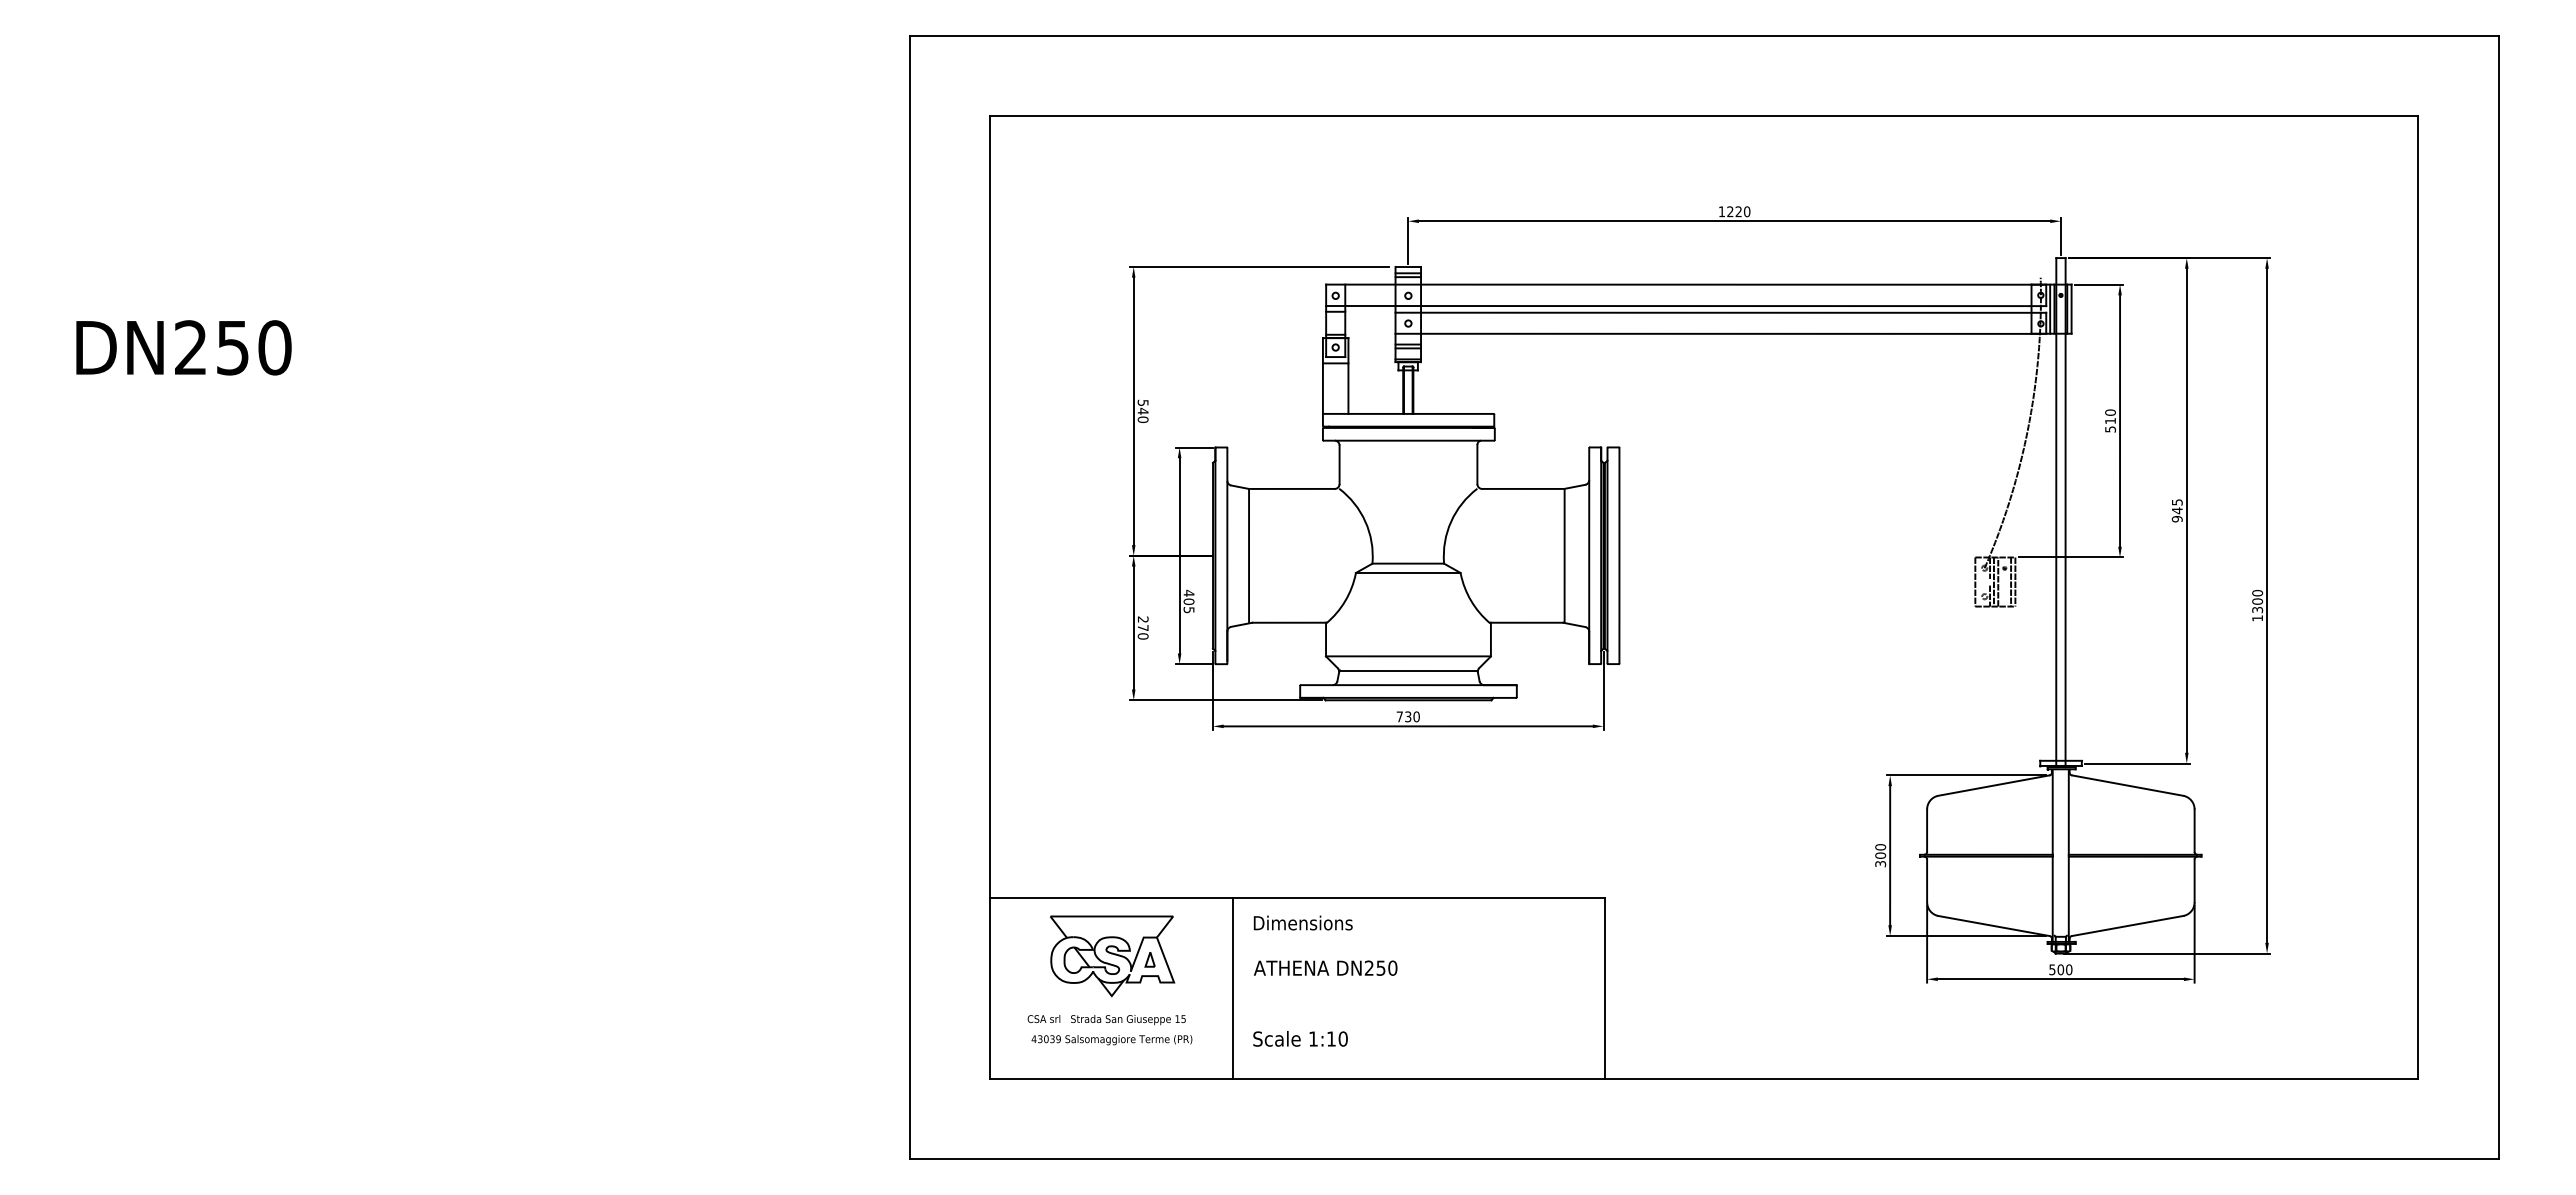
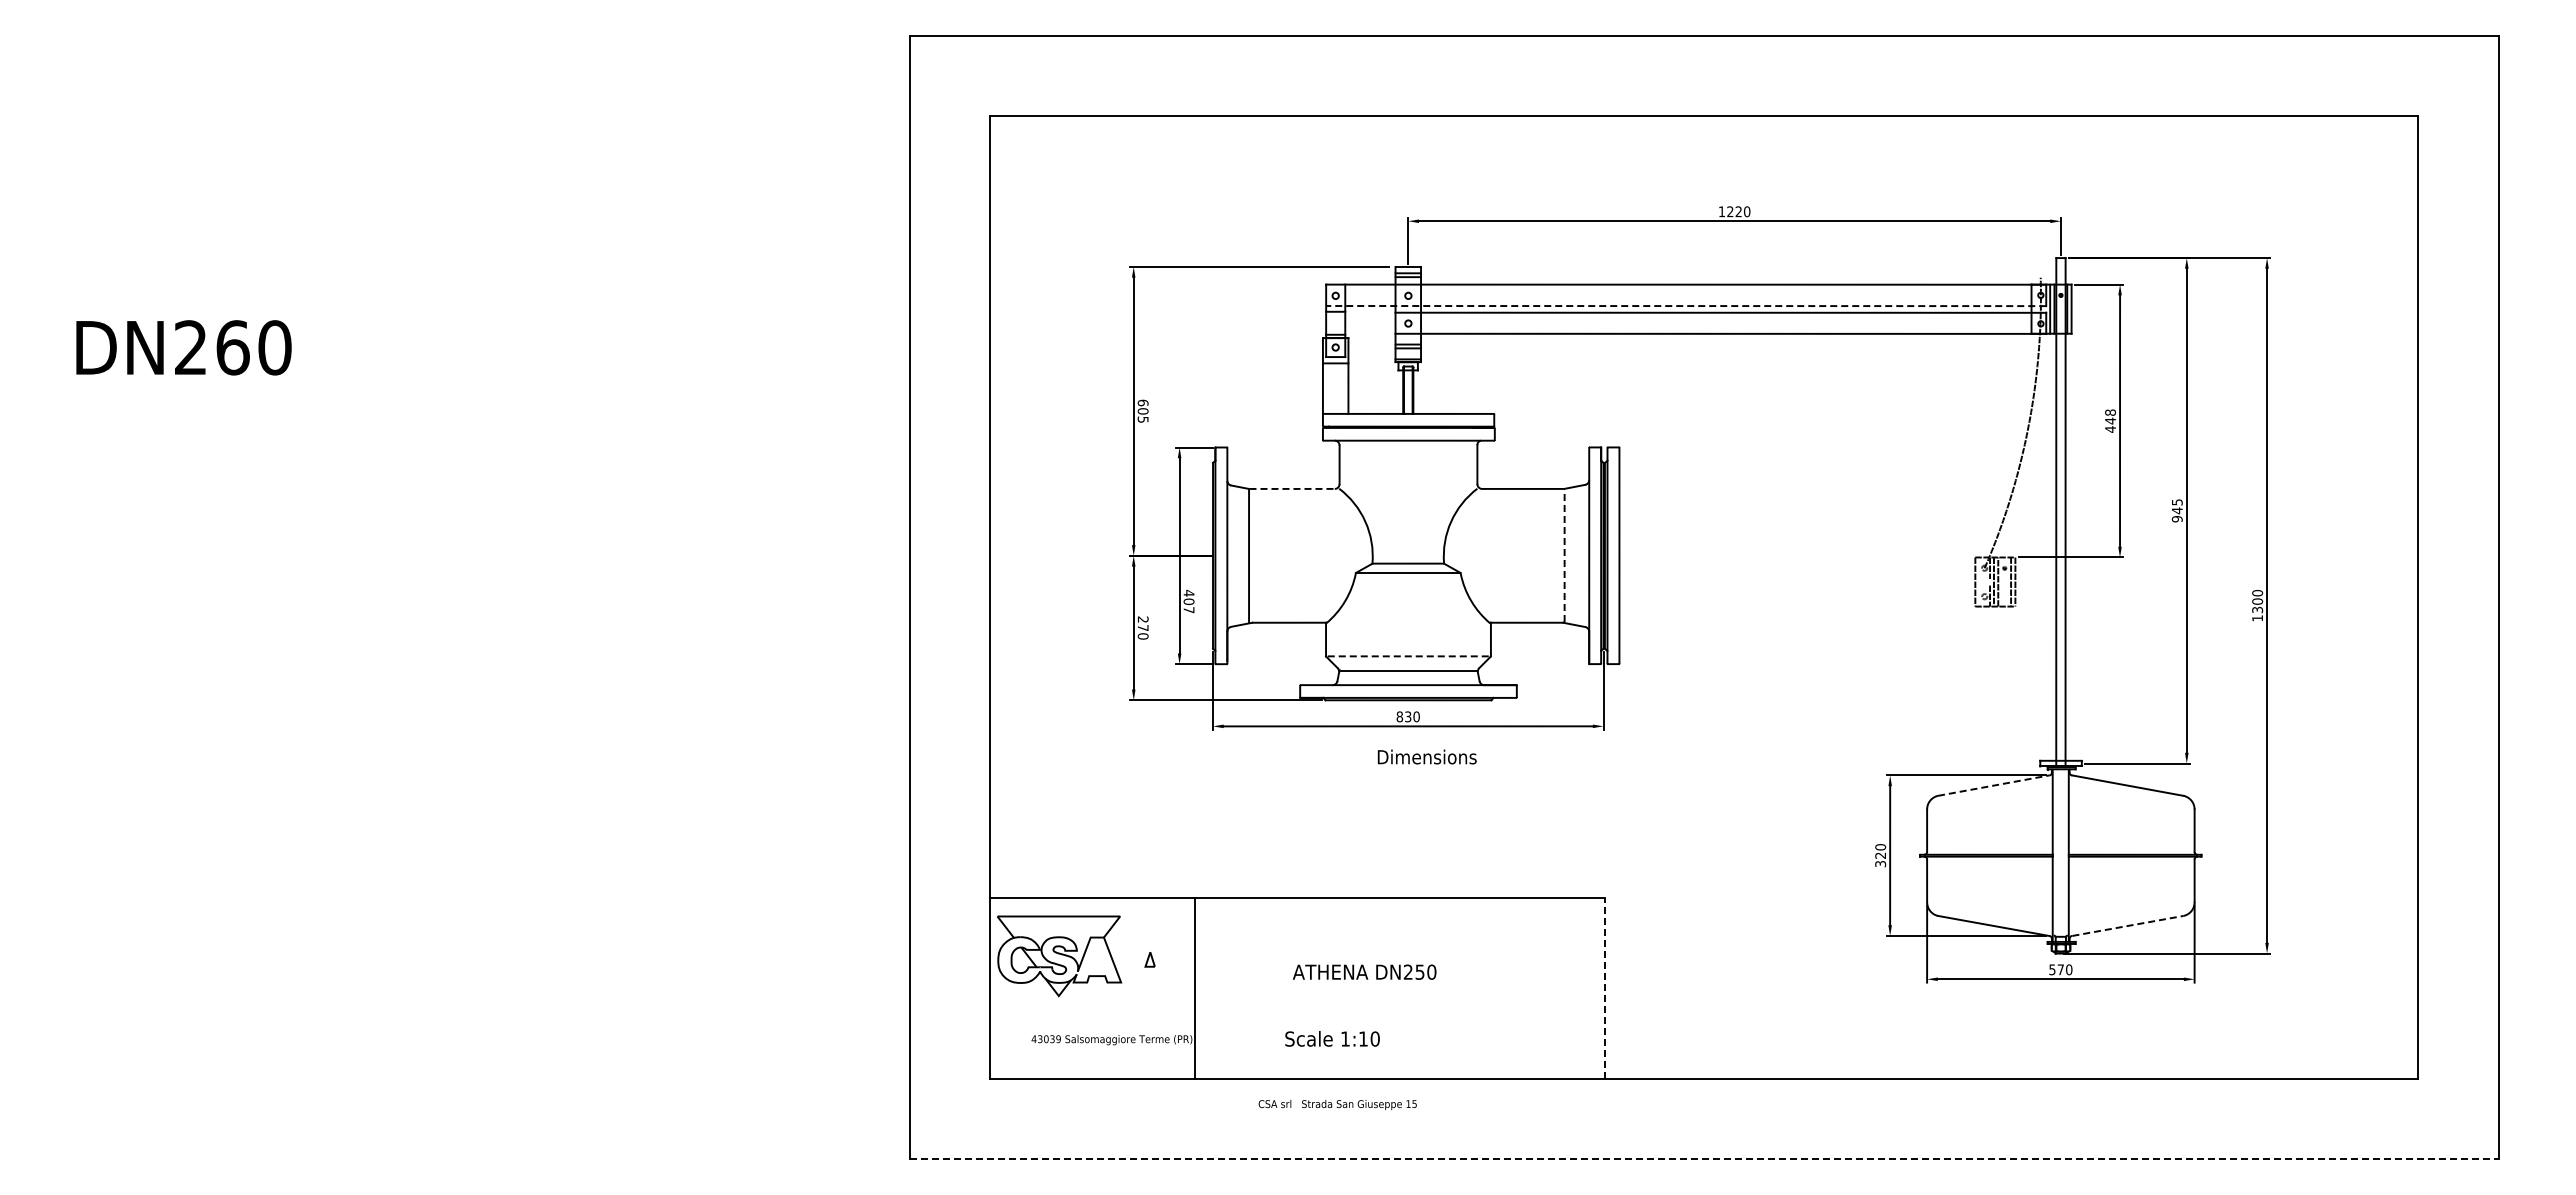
line: solid -> dashed (1685, 306)
text: DN250 -> DN260 (232, 347)
text: 540 -> 605 (1142, 411)
text: 510 -> 448 (2110, 420)
line: solid -> dashed (1292, 488)
line: solid -> dashed (1564, 555)
text: 405 -> 407 (1188, 610)
line: solid -> dashed (1408, 656)
text: 730 -> 830 (1399, 716)
line: solid -> dashed (1994, 785)
text: 300 -> 320 (1880, 855)
text position: (1302, 922) -> (1426, 756) (1426, 756)
line: solid -> dashed (2128, 925)
part position: (1112, 956) -> (1059, 956) (1059, 956)
text position: (1325, 967) -> (1364, 971) (1364, 971)
text: 500 -> 570 (2060, 969)
line position: (1233, 988) -> (1195, 988) (1195, 988)
line: solid -> dashed (1604, 988)
text position: (1106, 1020) -> (1337, 1105) (1337, 1105)
text position: (1300, 1038) -> (1332, 1038) (1332, 1038)
line: solid -> dashed (1704, 1159)
